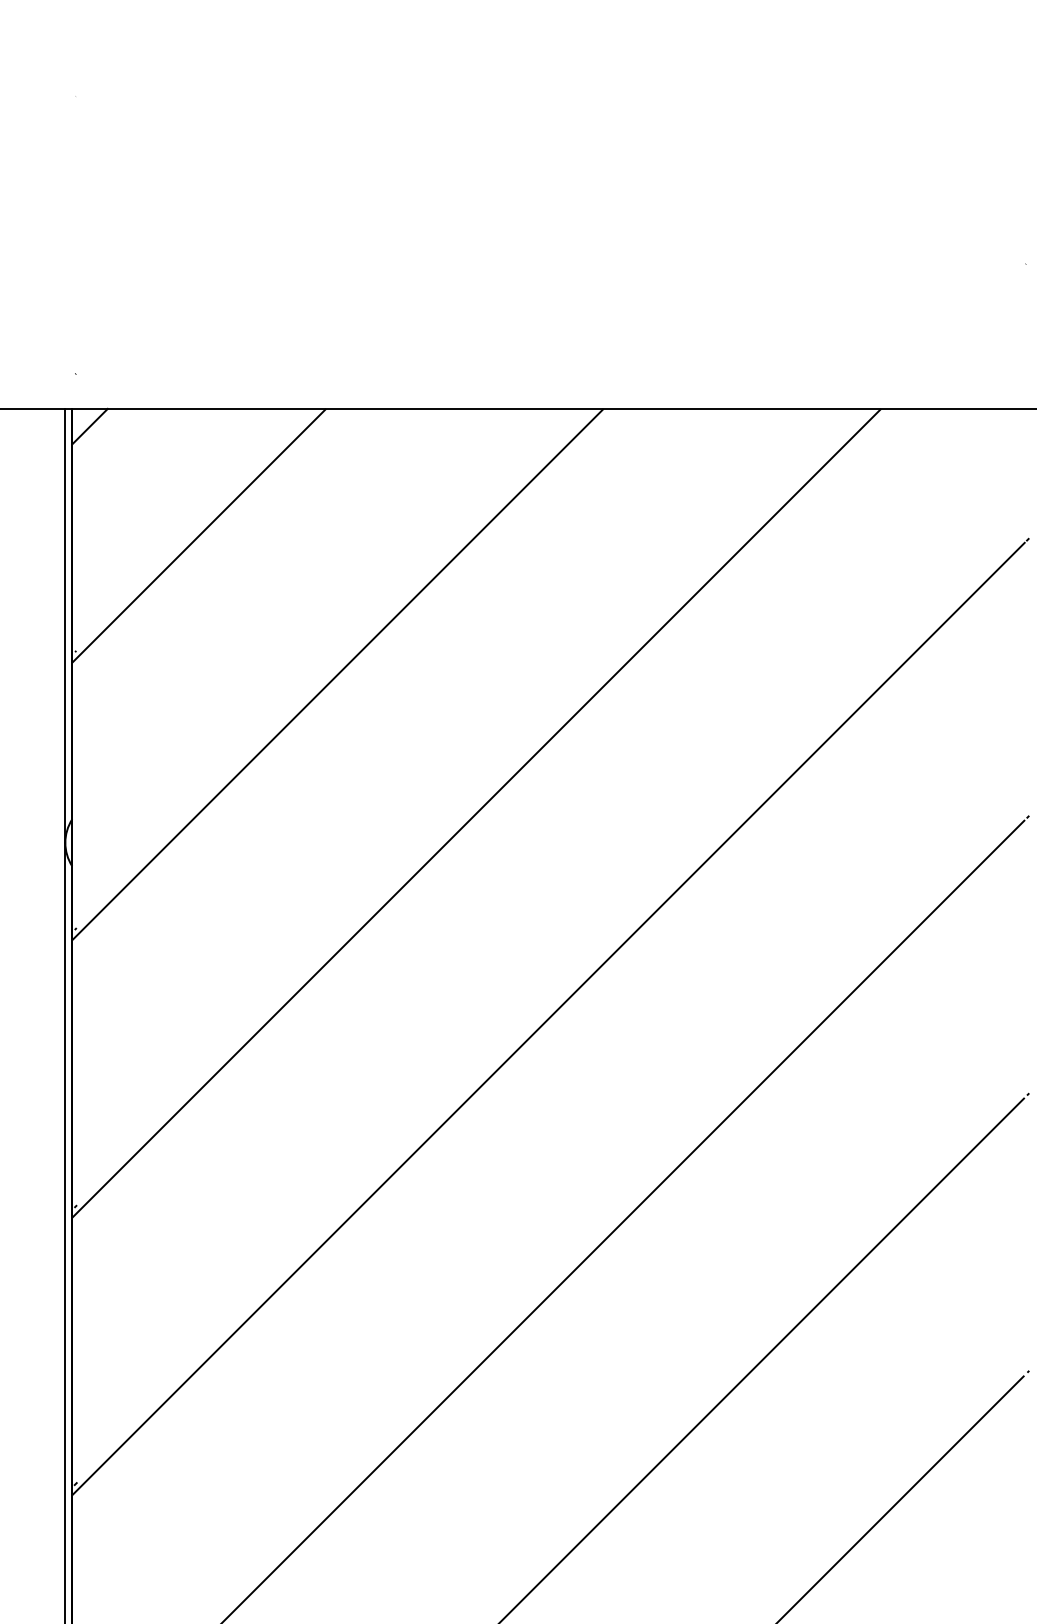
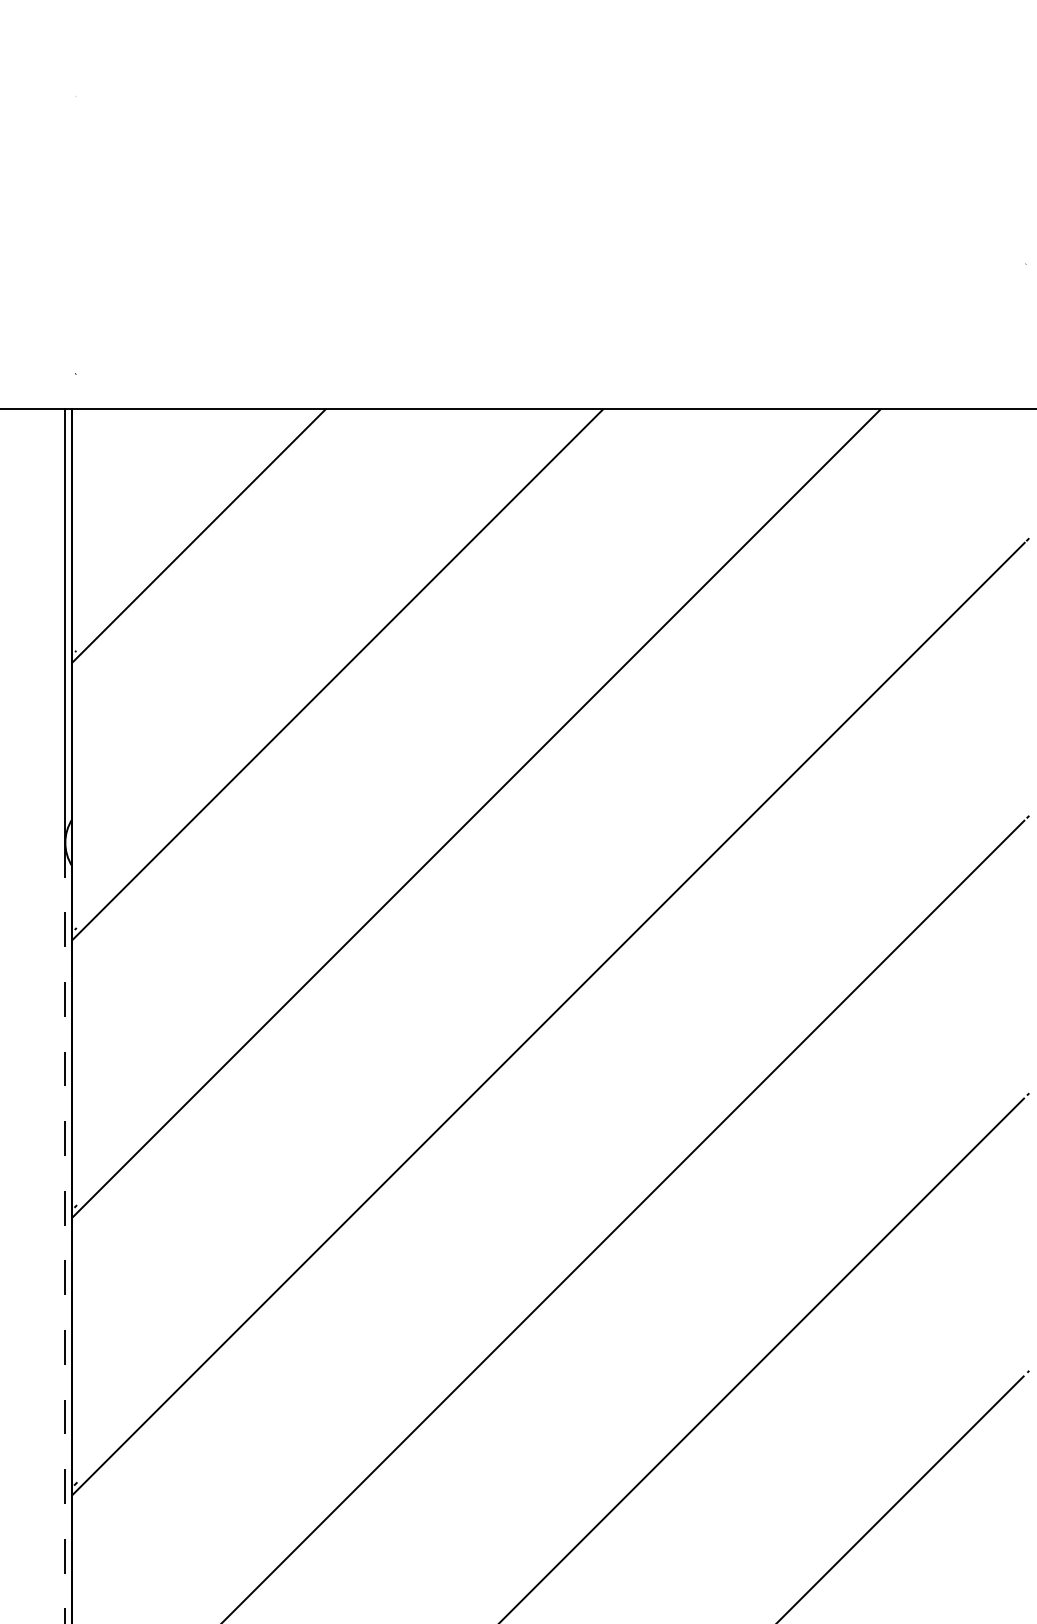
line: present -> none (89, 426)
line: solid -> dashed (65, 1233)
